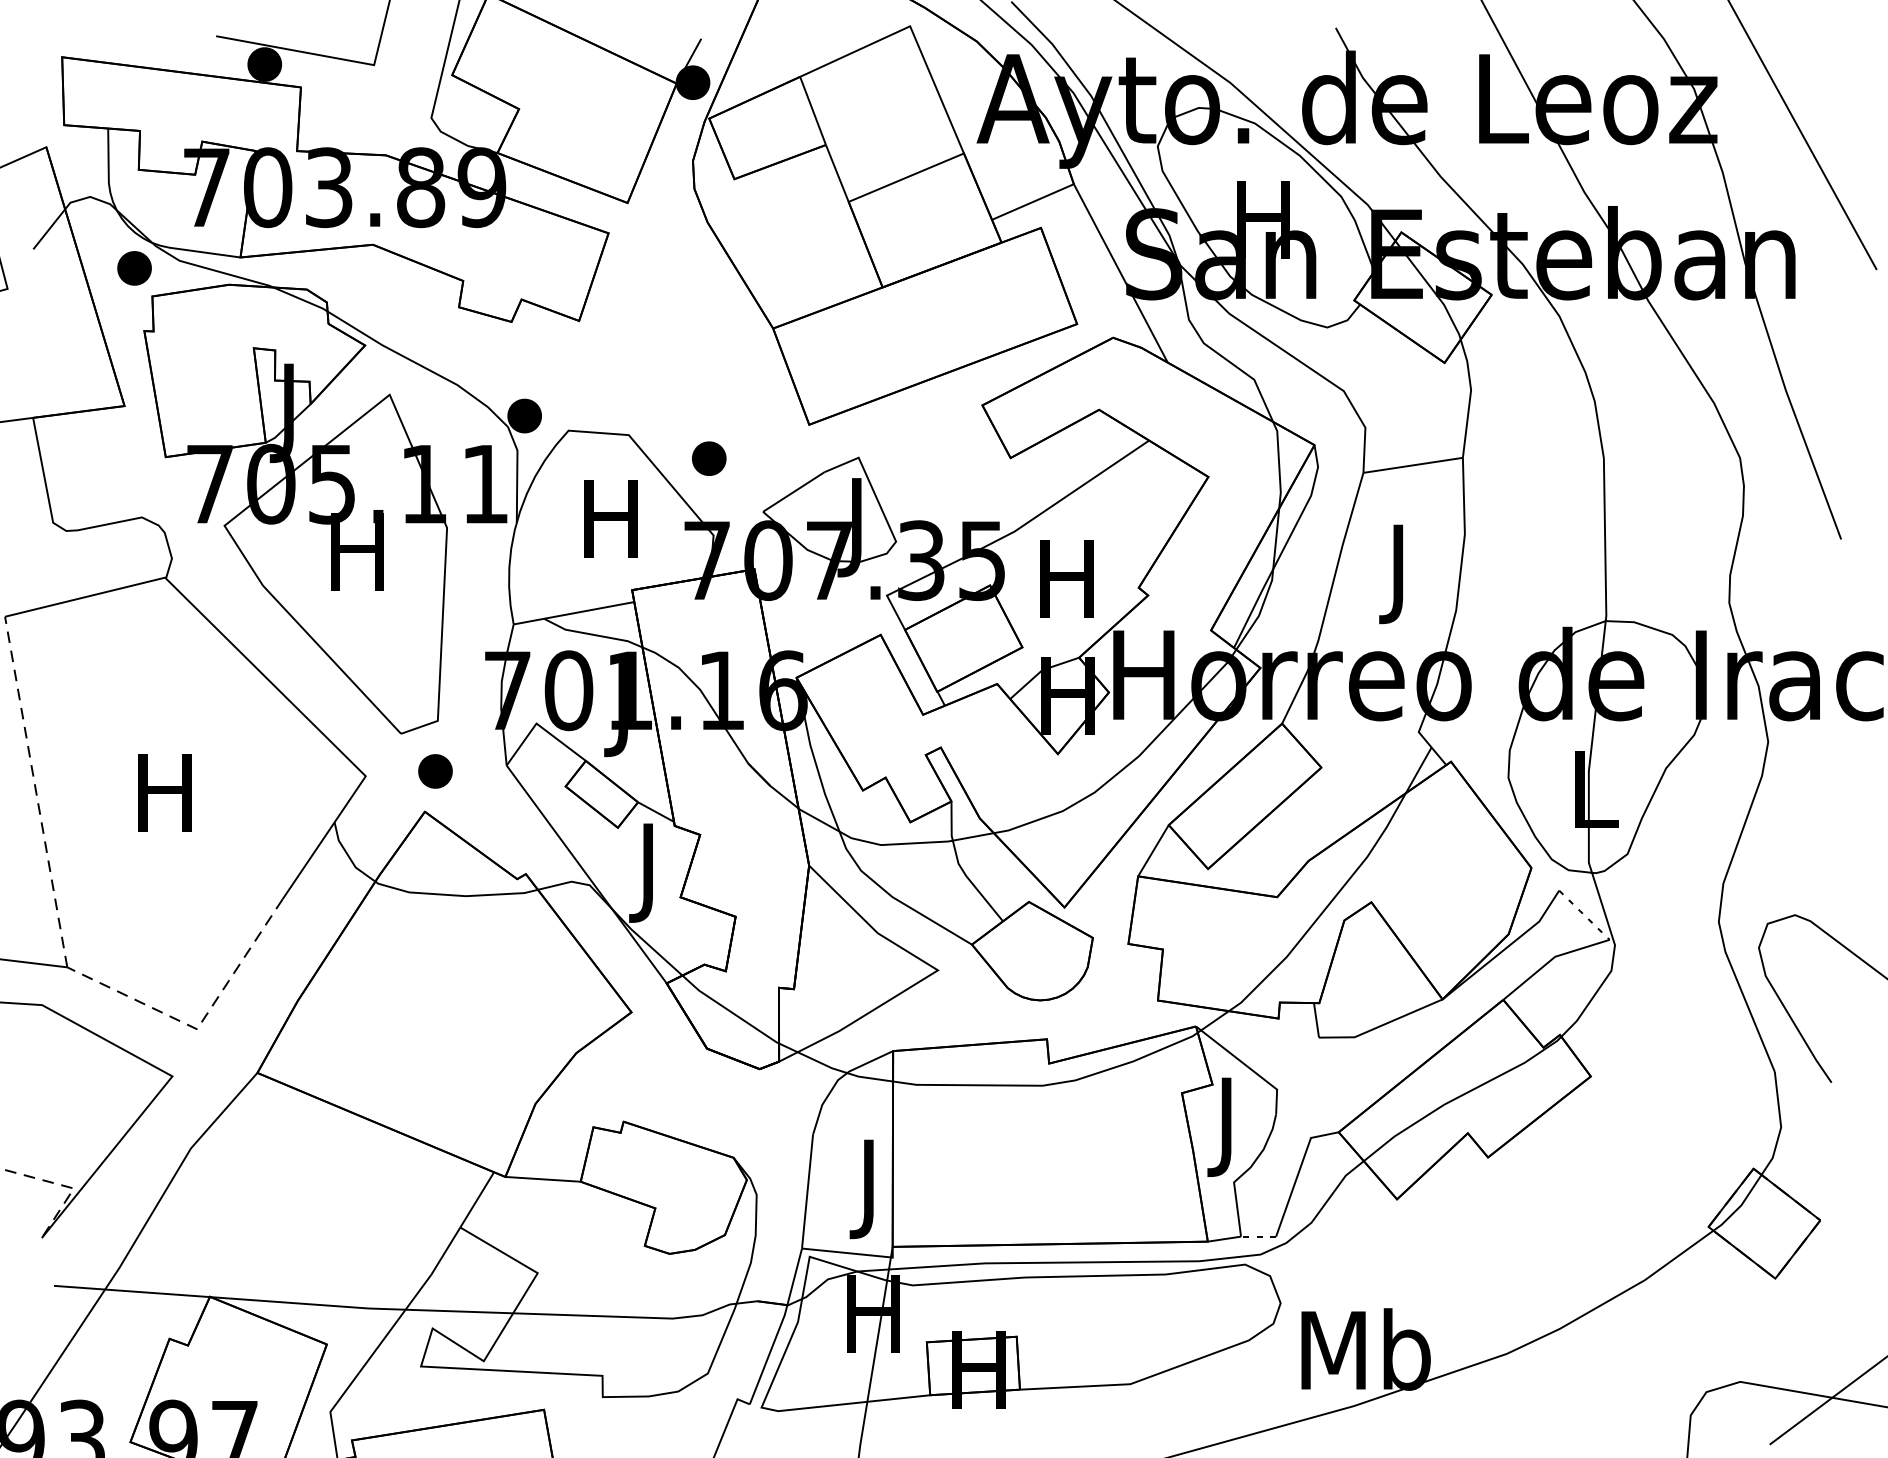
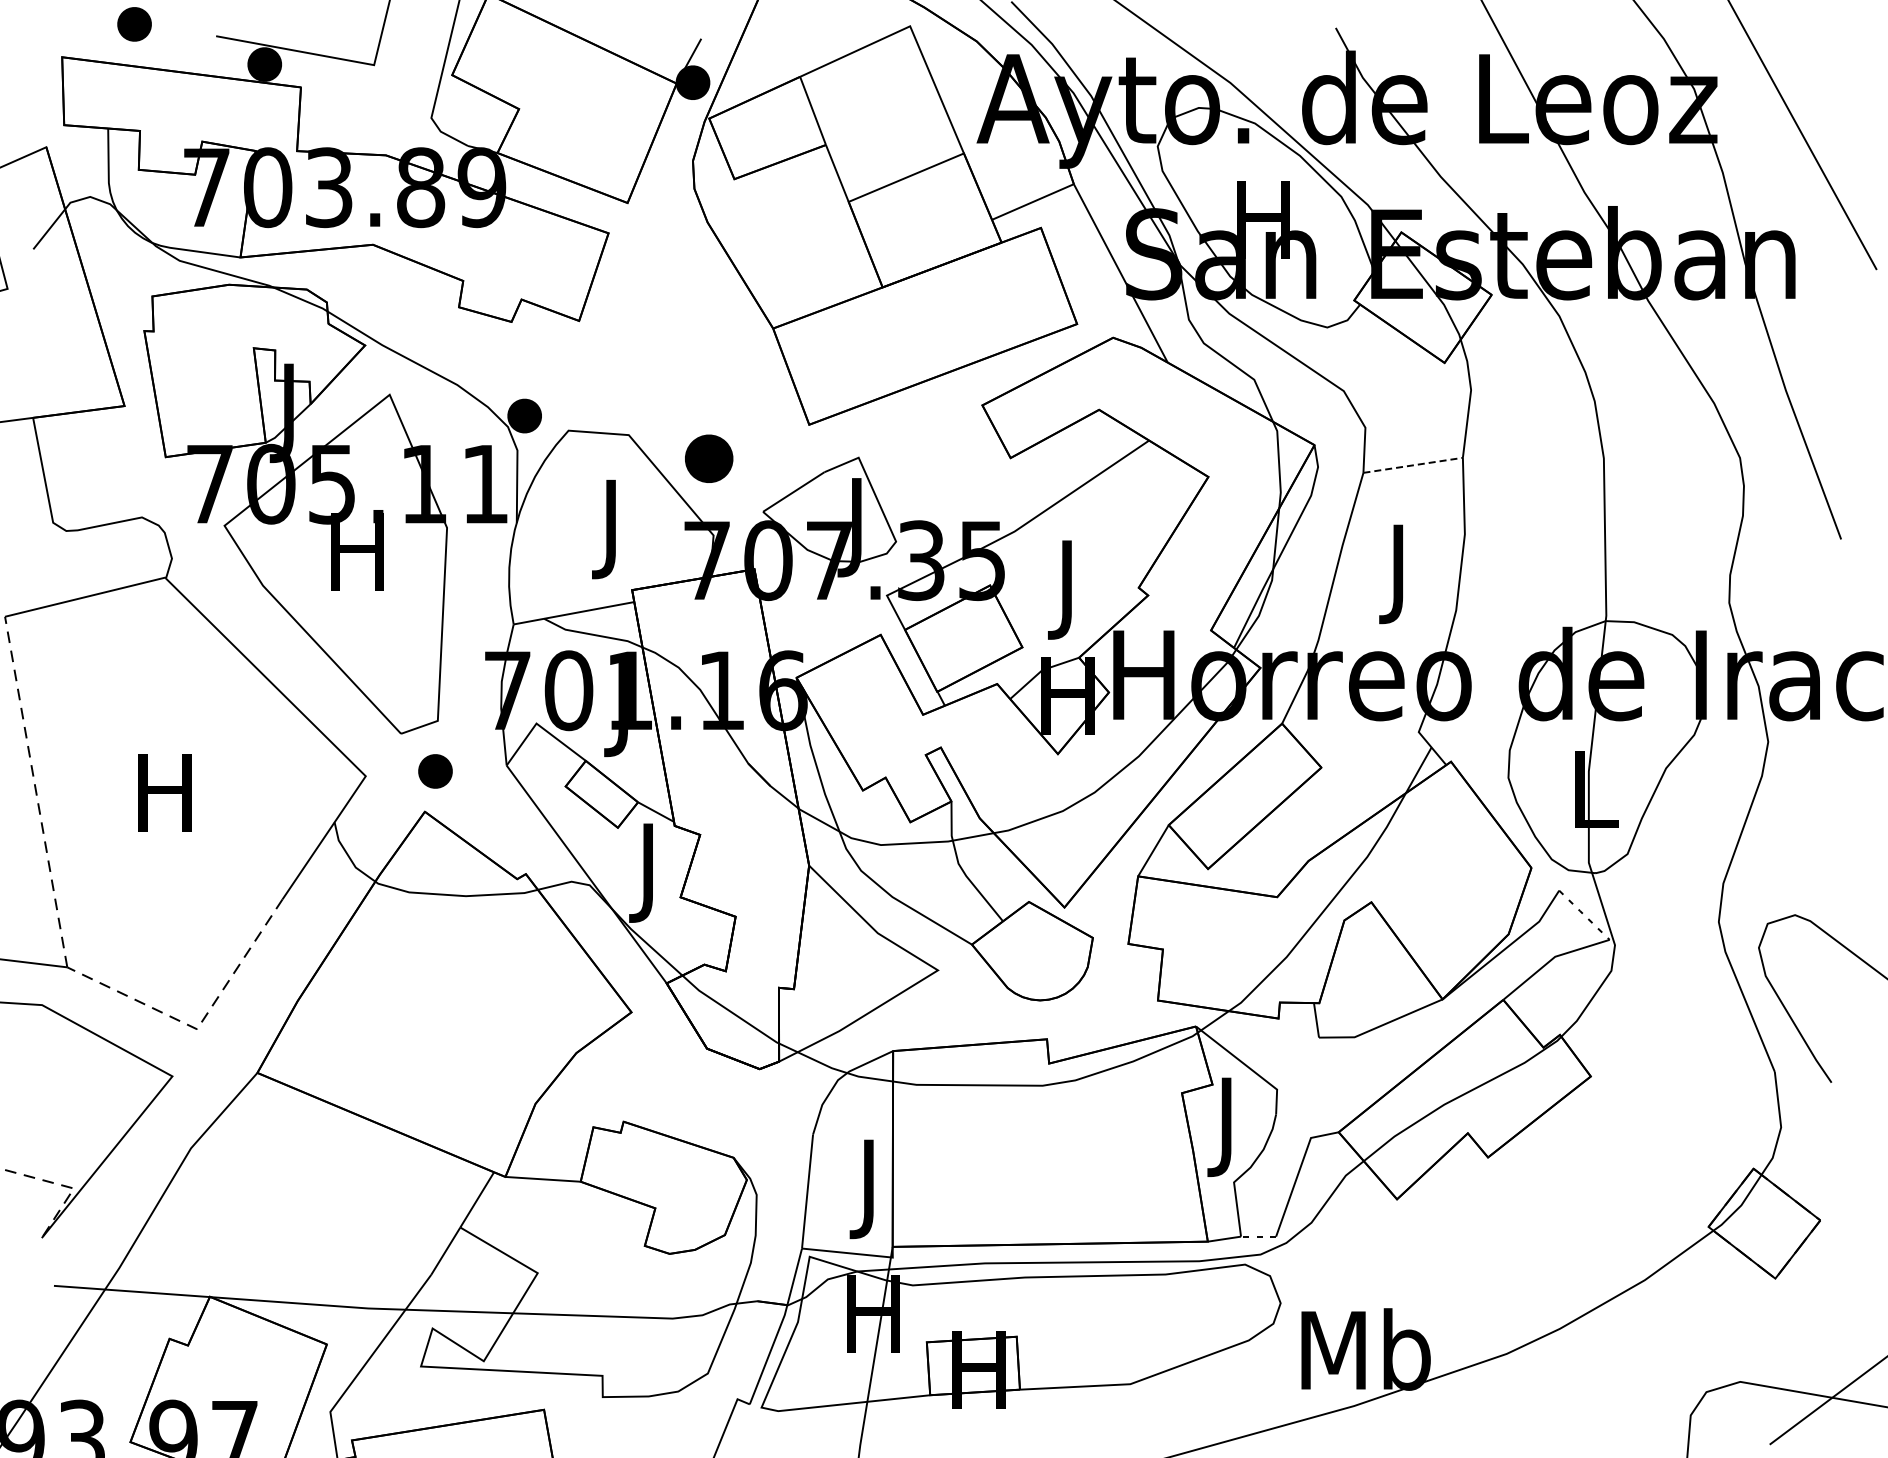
part position: (134, 268) -> (134, 24) (134, 24)
part size: 35x35 px -> 49x49 px (709, 458)
line: solid -> dashed (1413, 465)
text: H -> J (610, 529)
text: H -> J (1066, 589)
